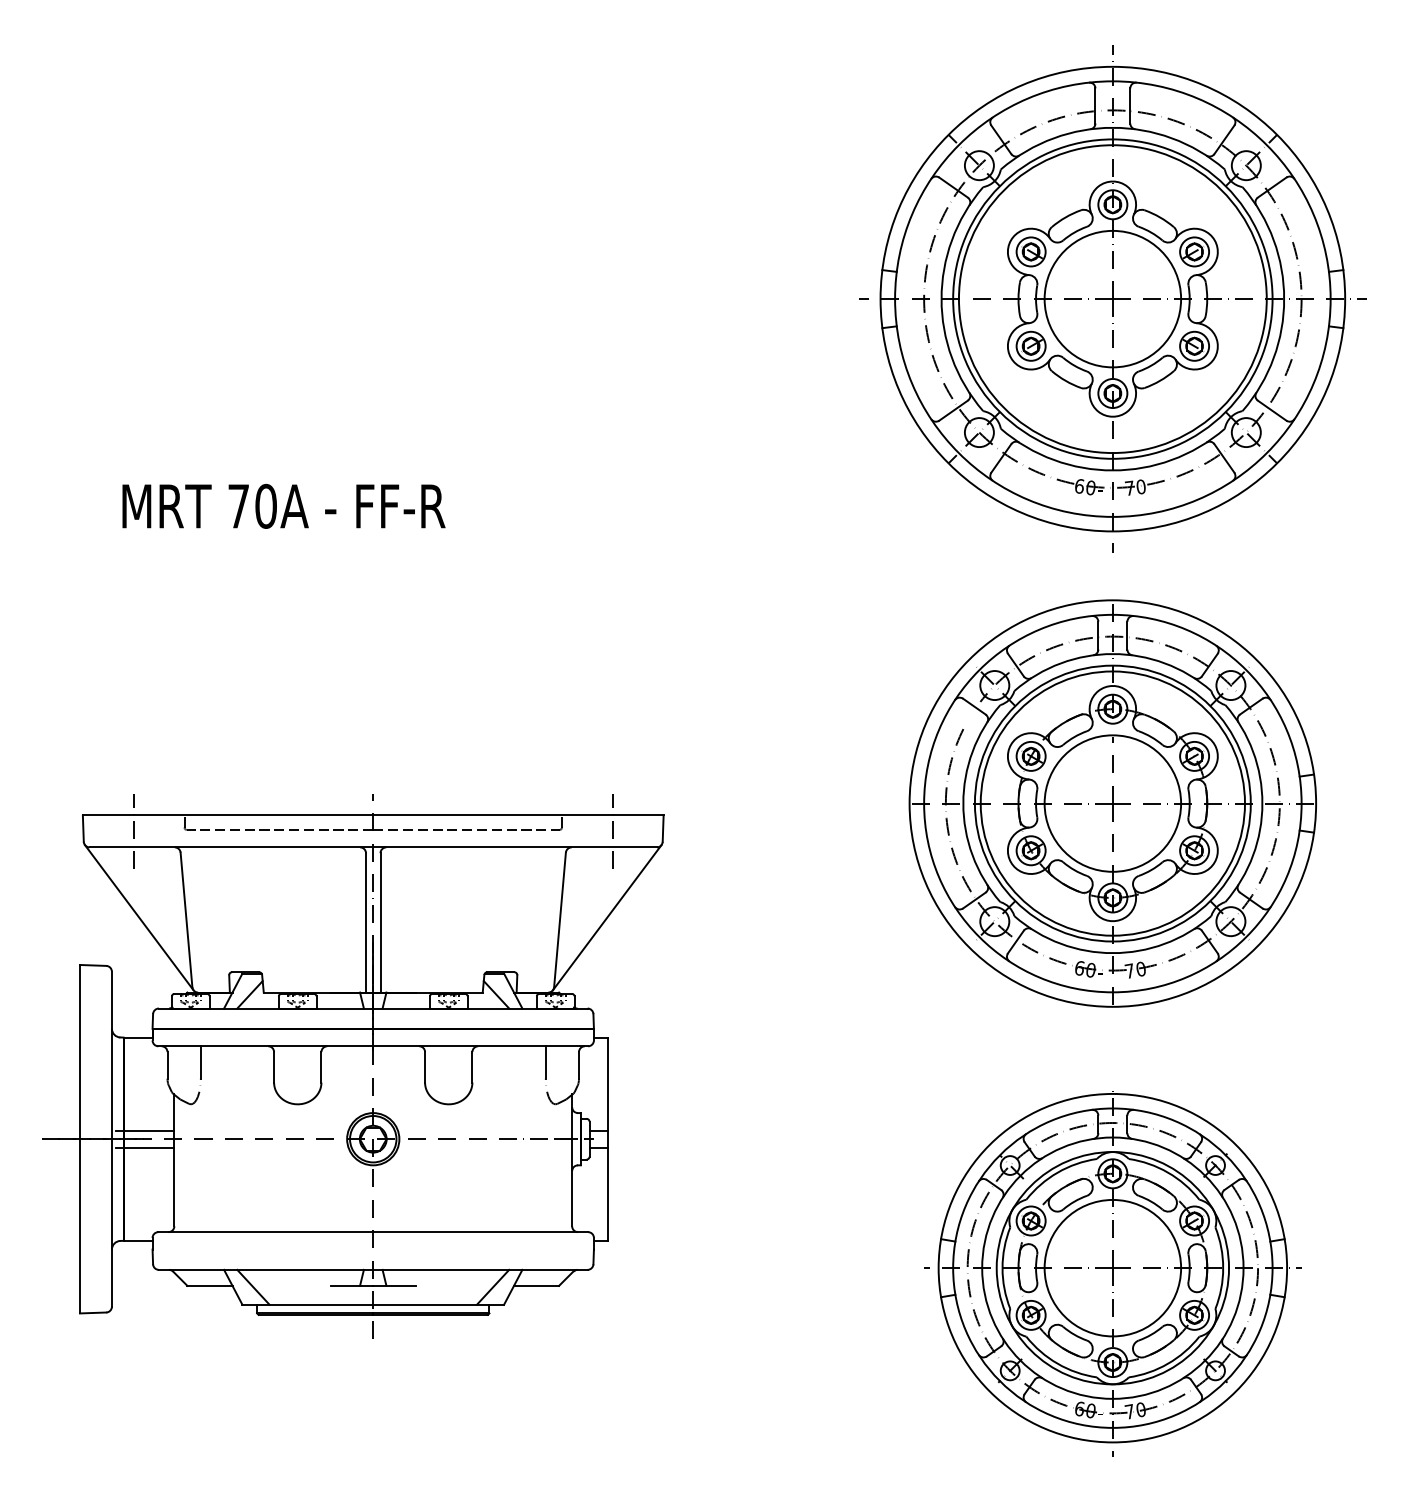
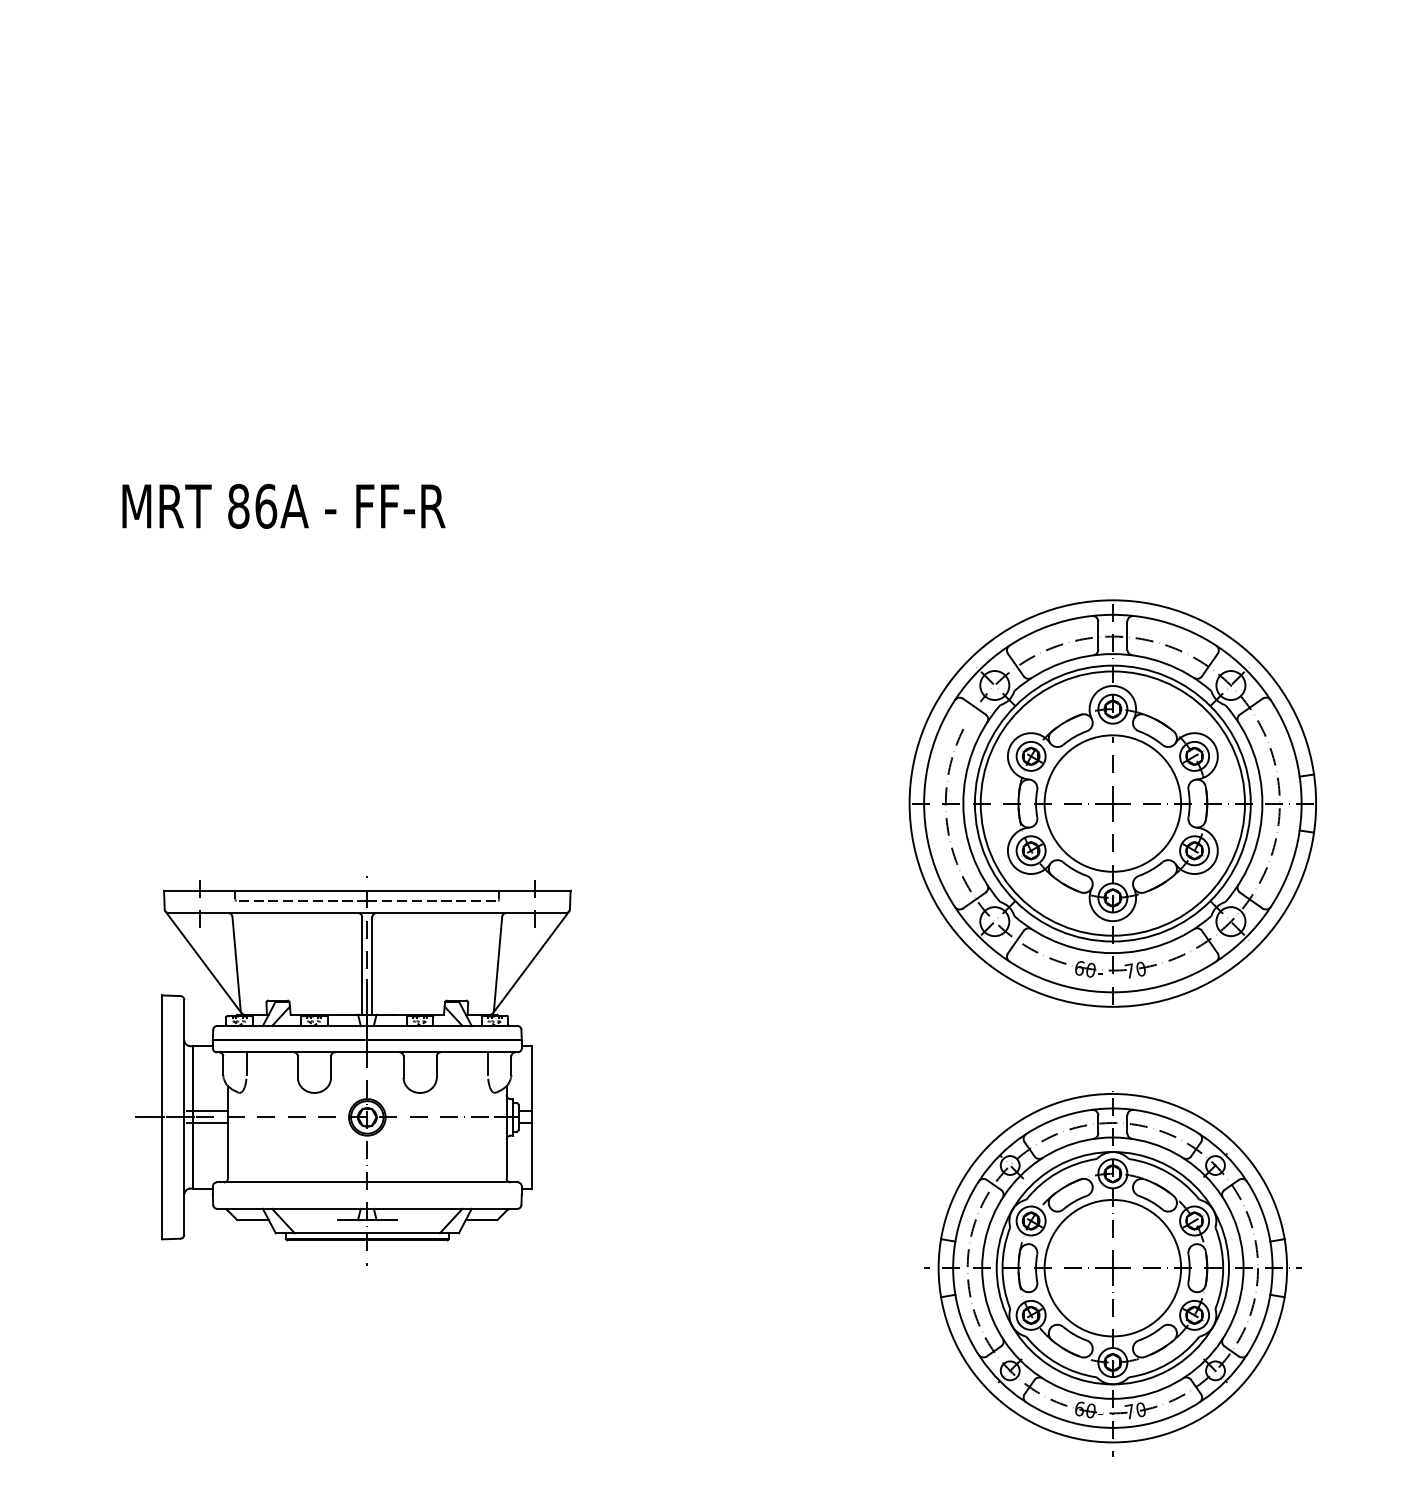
part: present -> none (1112, 298)
text: 70A -> 86A (252, 505)
part size: 623x545 px -> 437x375 px (353, 1063)
